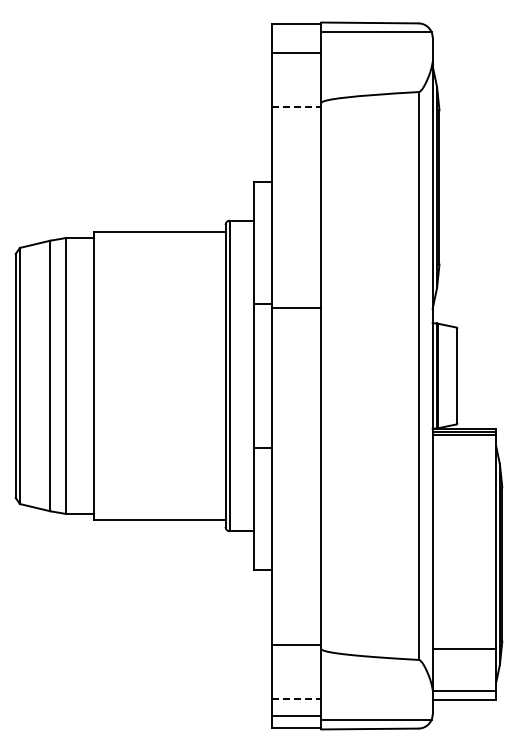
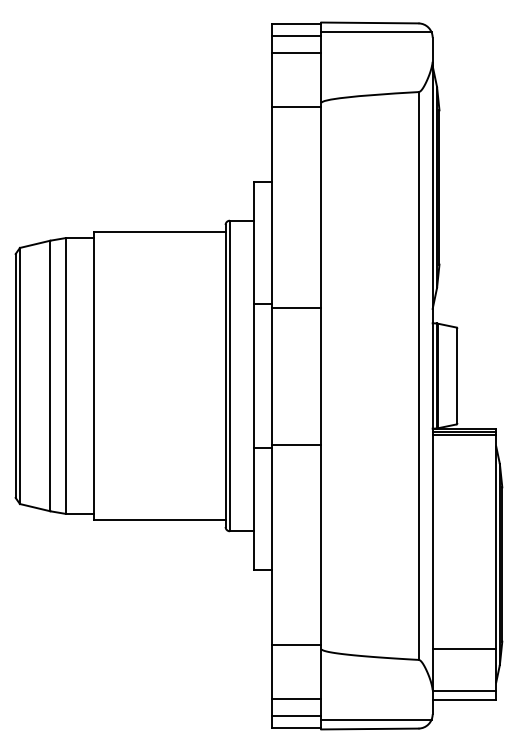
line: none -> present (296, 35)
line: dashed -> solid (296, 107)
line: none -> present (296, 444)
line: dashed -> solid (296, 699)
